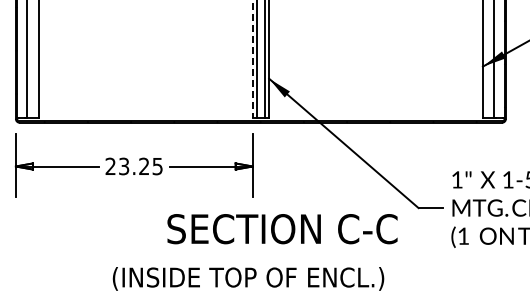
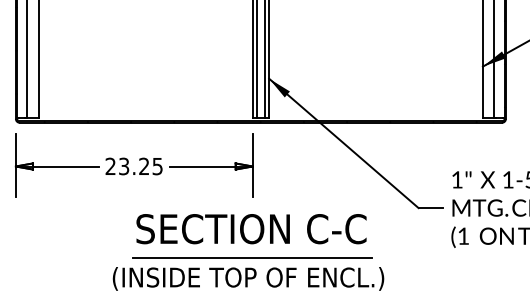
line: dashed -> solid (252, 59)
text position: (282, 229) -> (251, 229) (251, 229)
line: none -> present (251, 258)
